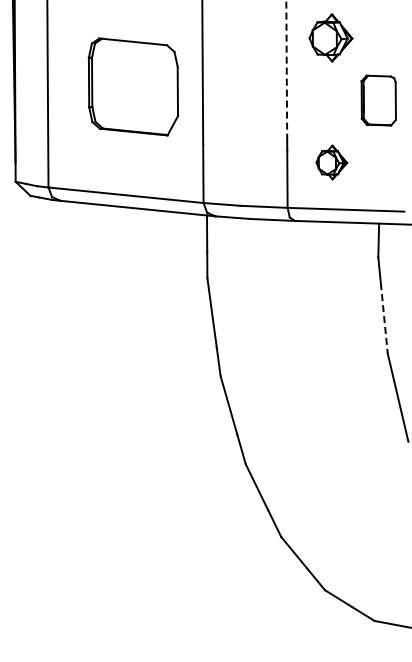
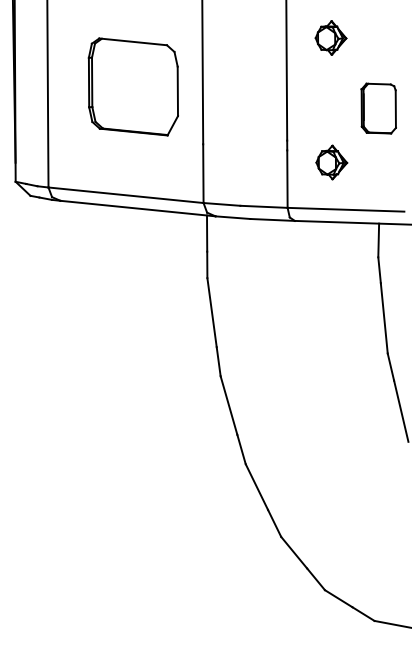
part size: 46x50 px -> 34x36 px (330, 37)
line: dashed -> solid (286, 70)
part position: (378, 100) -> (378, 108) (378, 108)
line: dashed -> solid (384, 318)
